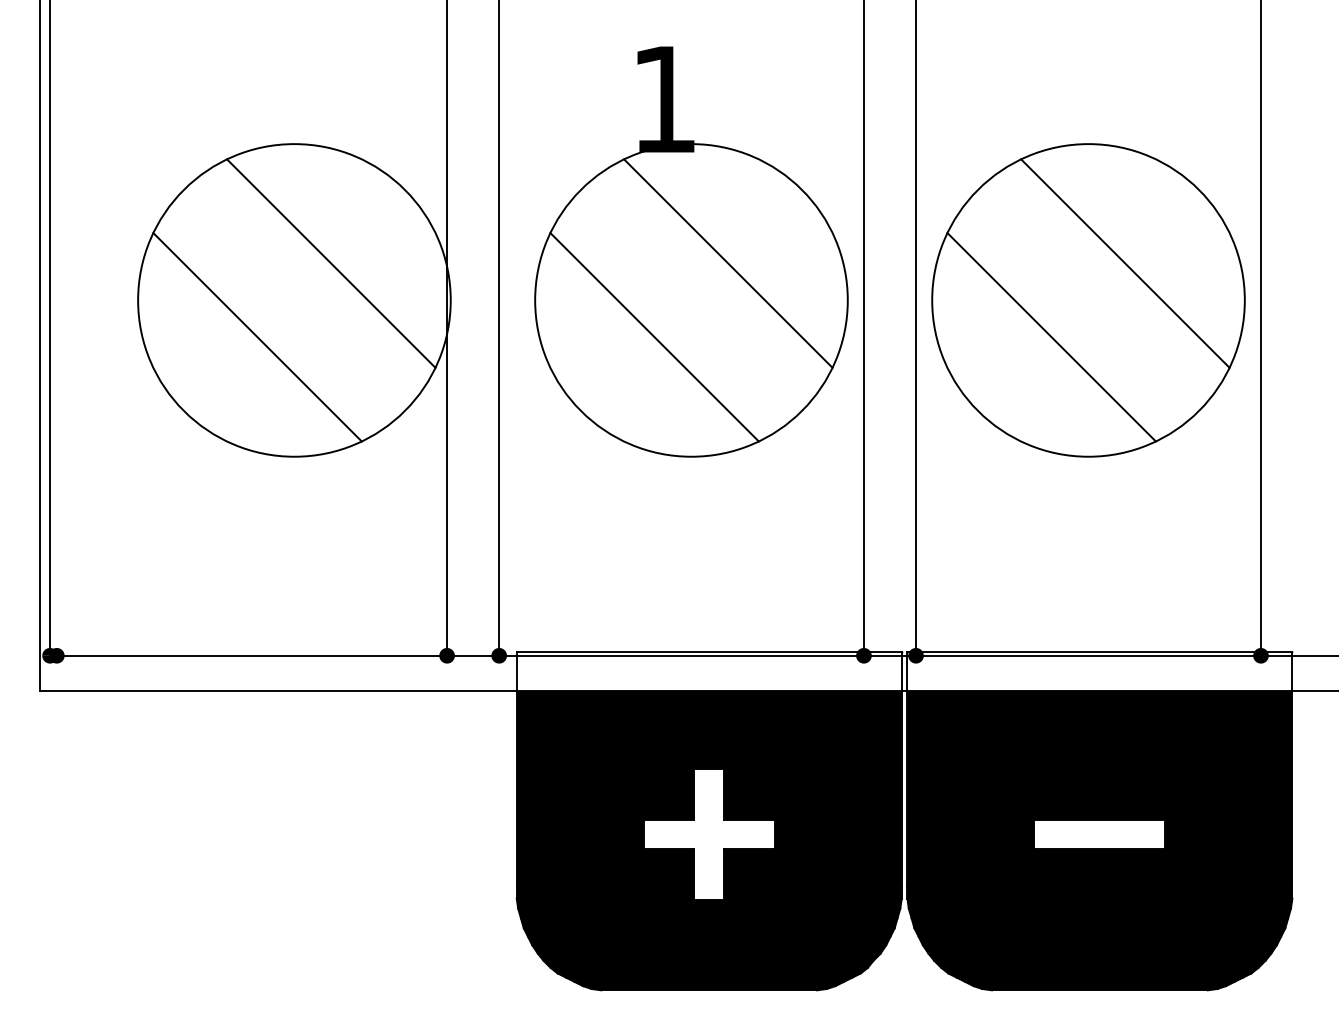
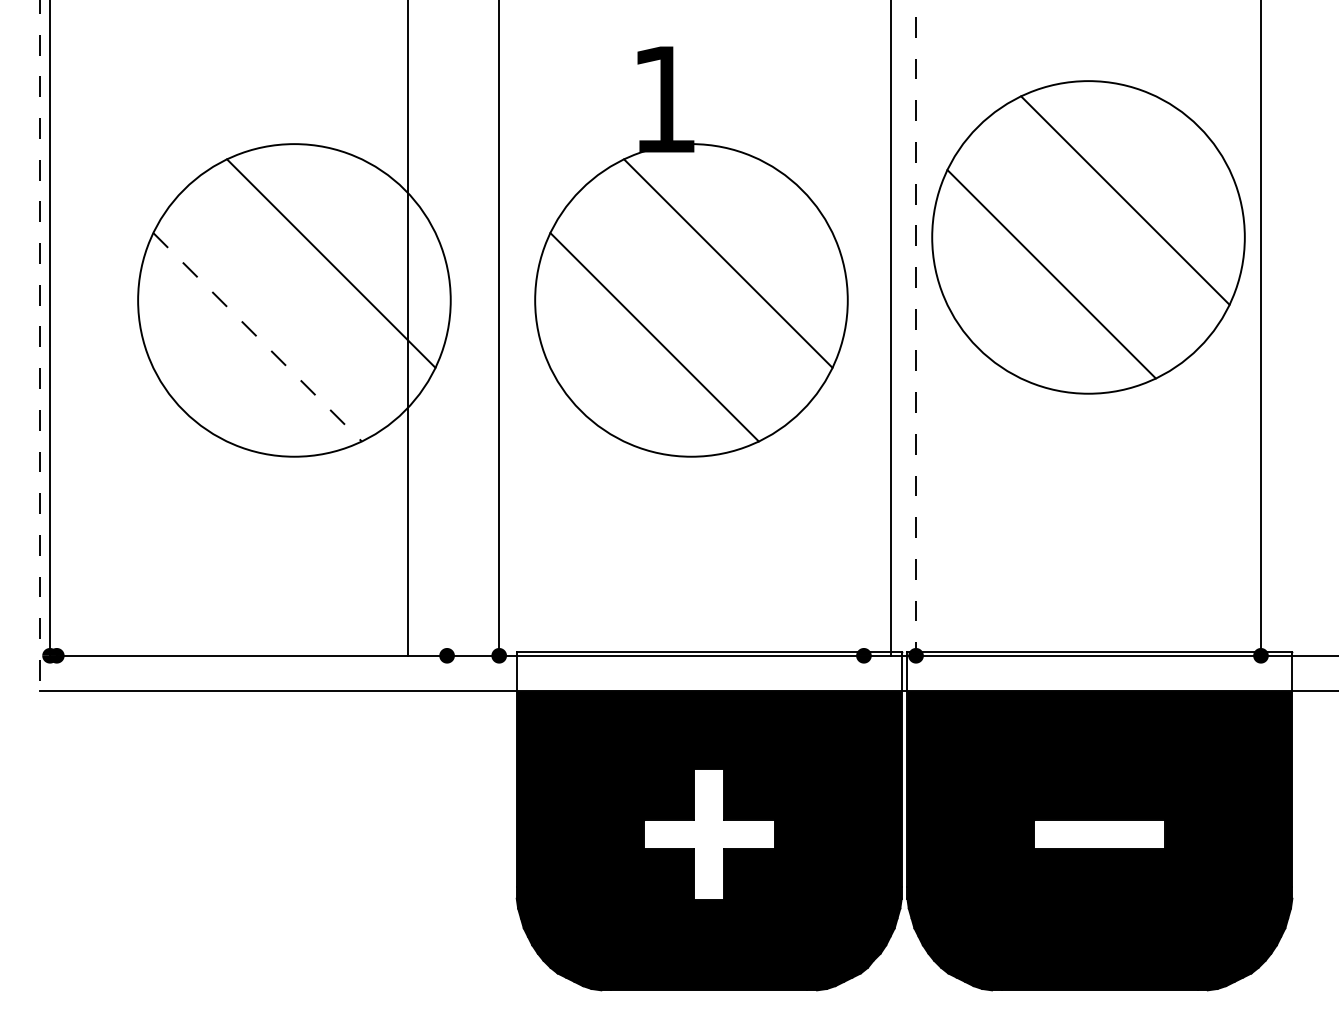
part position: (1088, 300) -> (1088, 237) (1088, 237)
line position: (447, 328) -> (408, 328) (408, 328)
line position: (863, 328) -> (890, 328) (890, 328)
line: solid -> dashed (916, 328)
line: solid -> dashed (257, 337)
line: solid -> dashed (40, 346)
